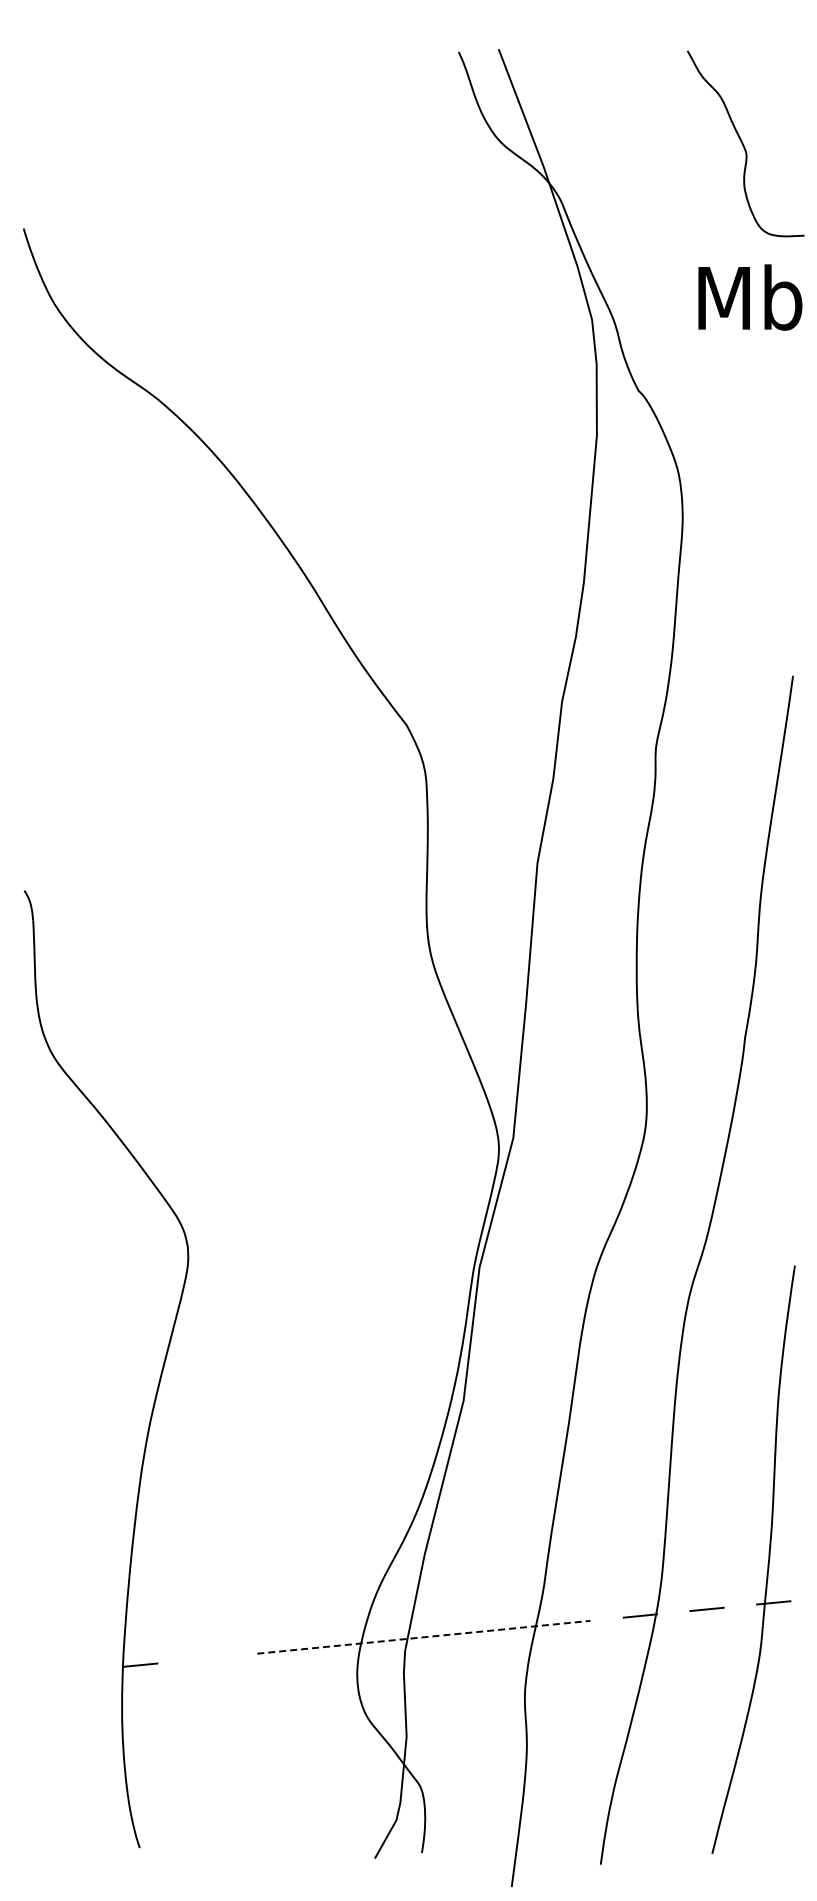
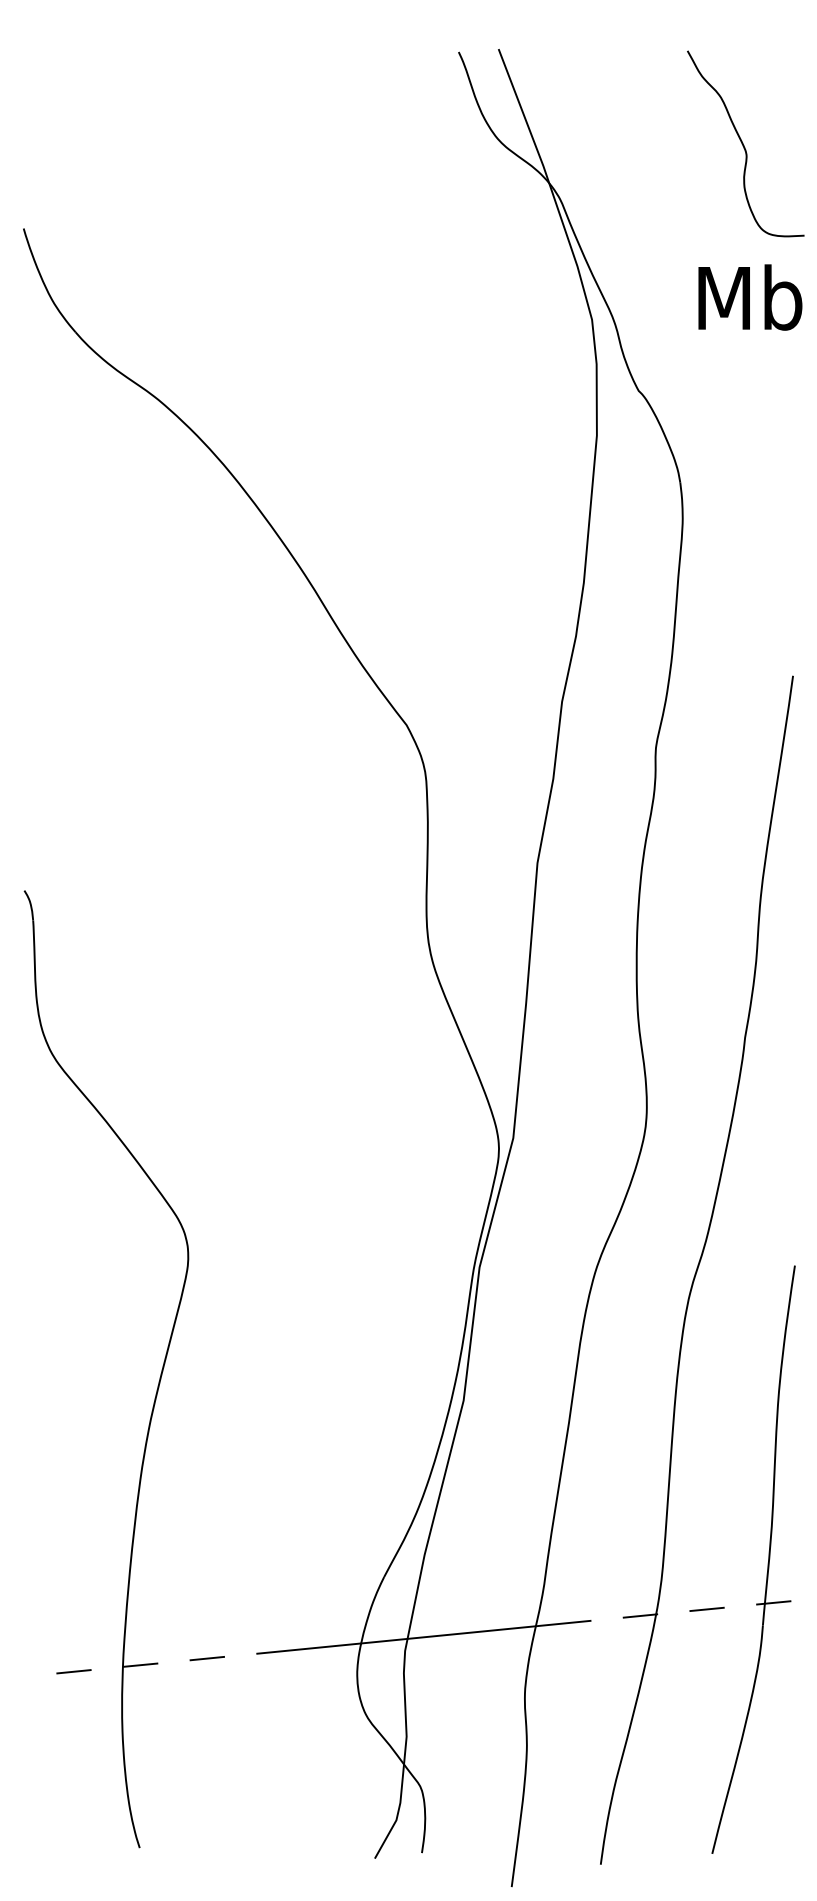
line: dashed -> solid (424, 1637)
line: none -> present (206, 1658)
line: none -> present (73, 1671)
